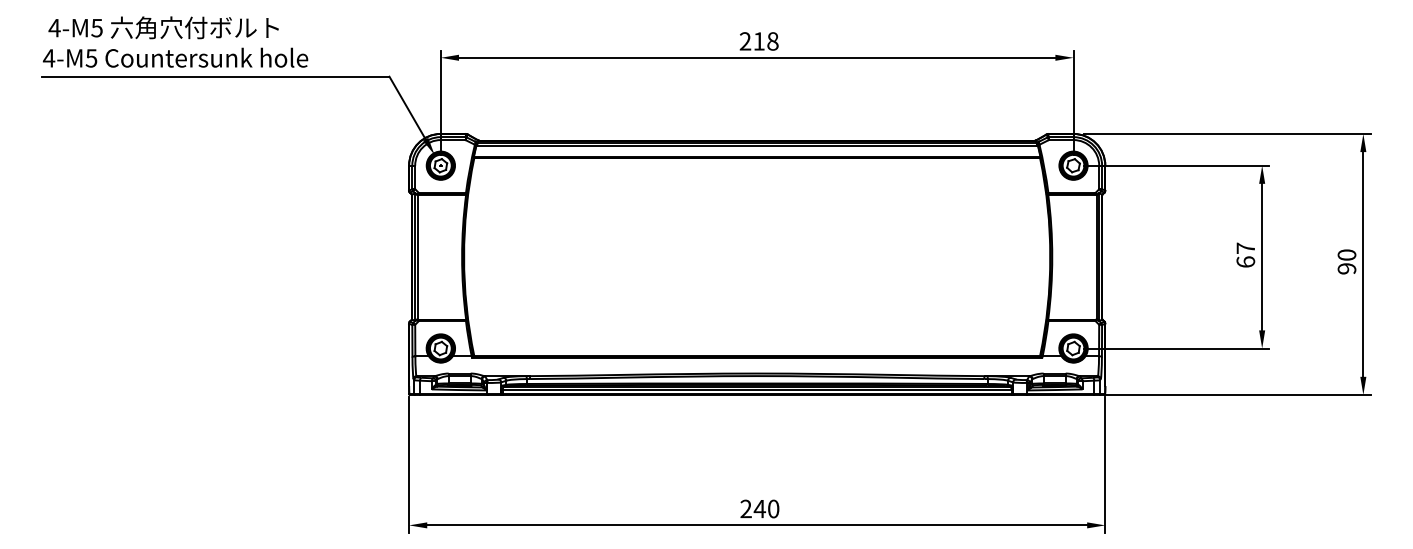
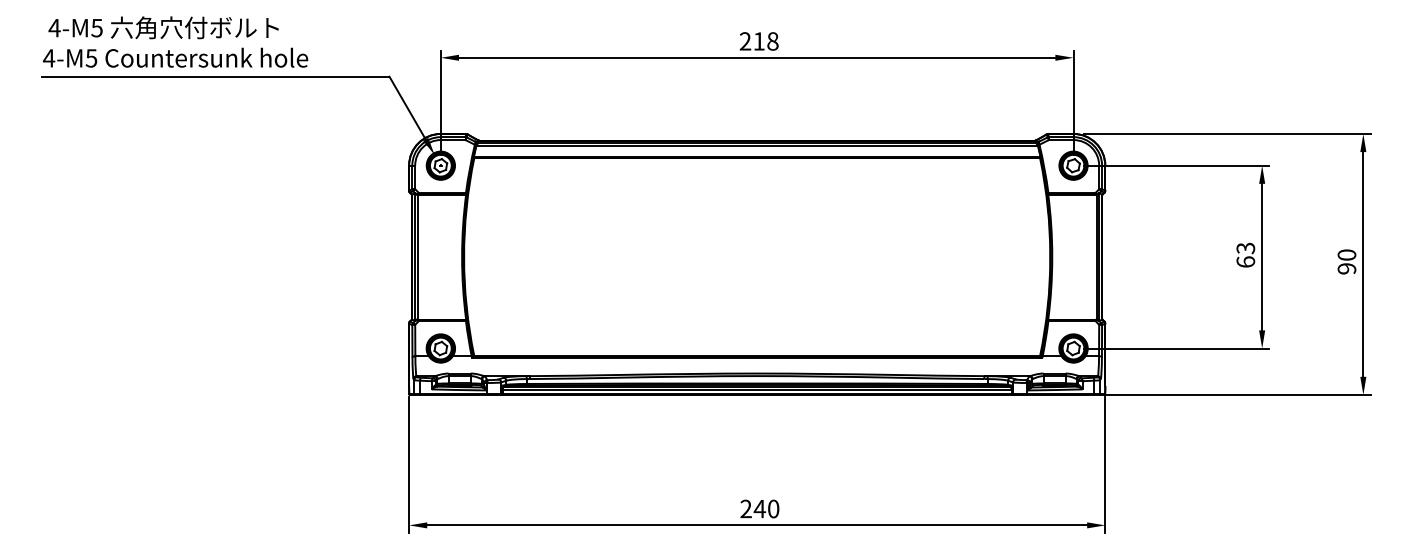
text: 67 -> 63 (1245, 248)
